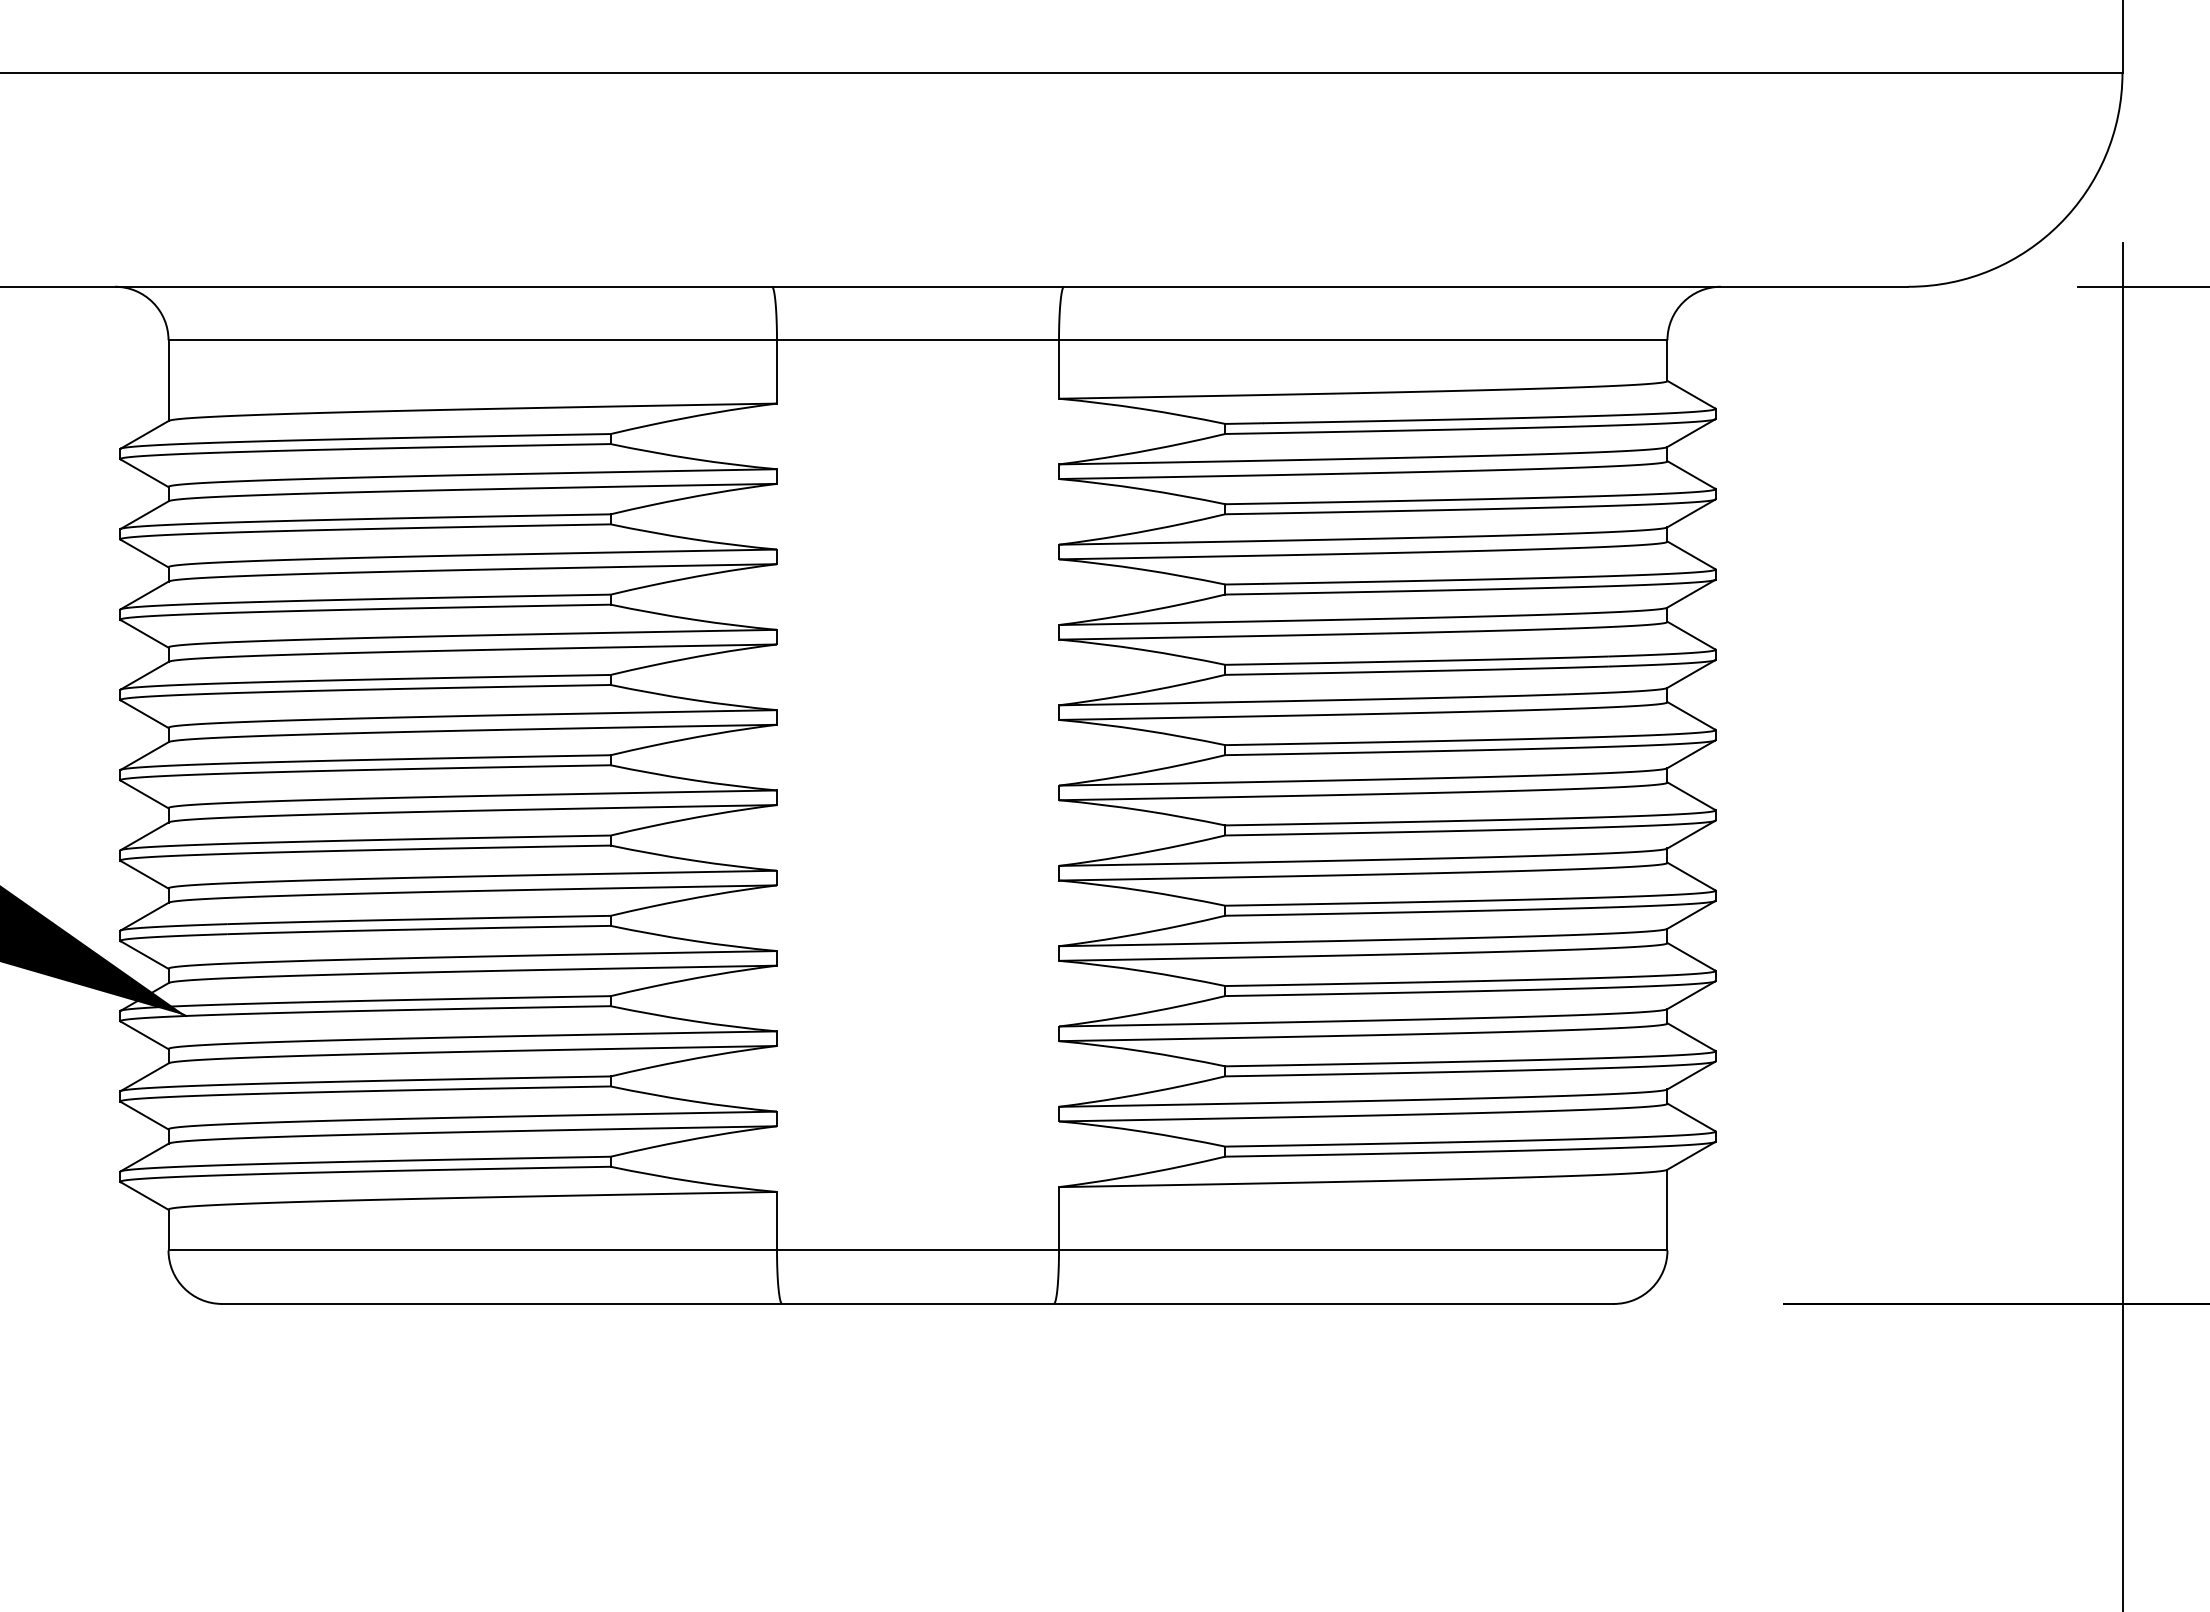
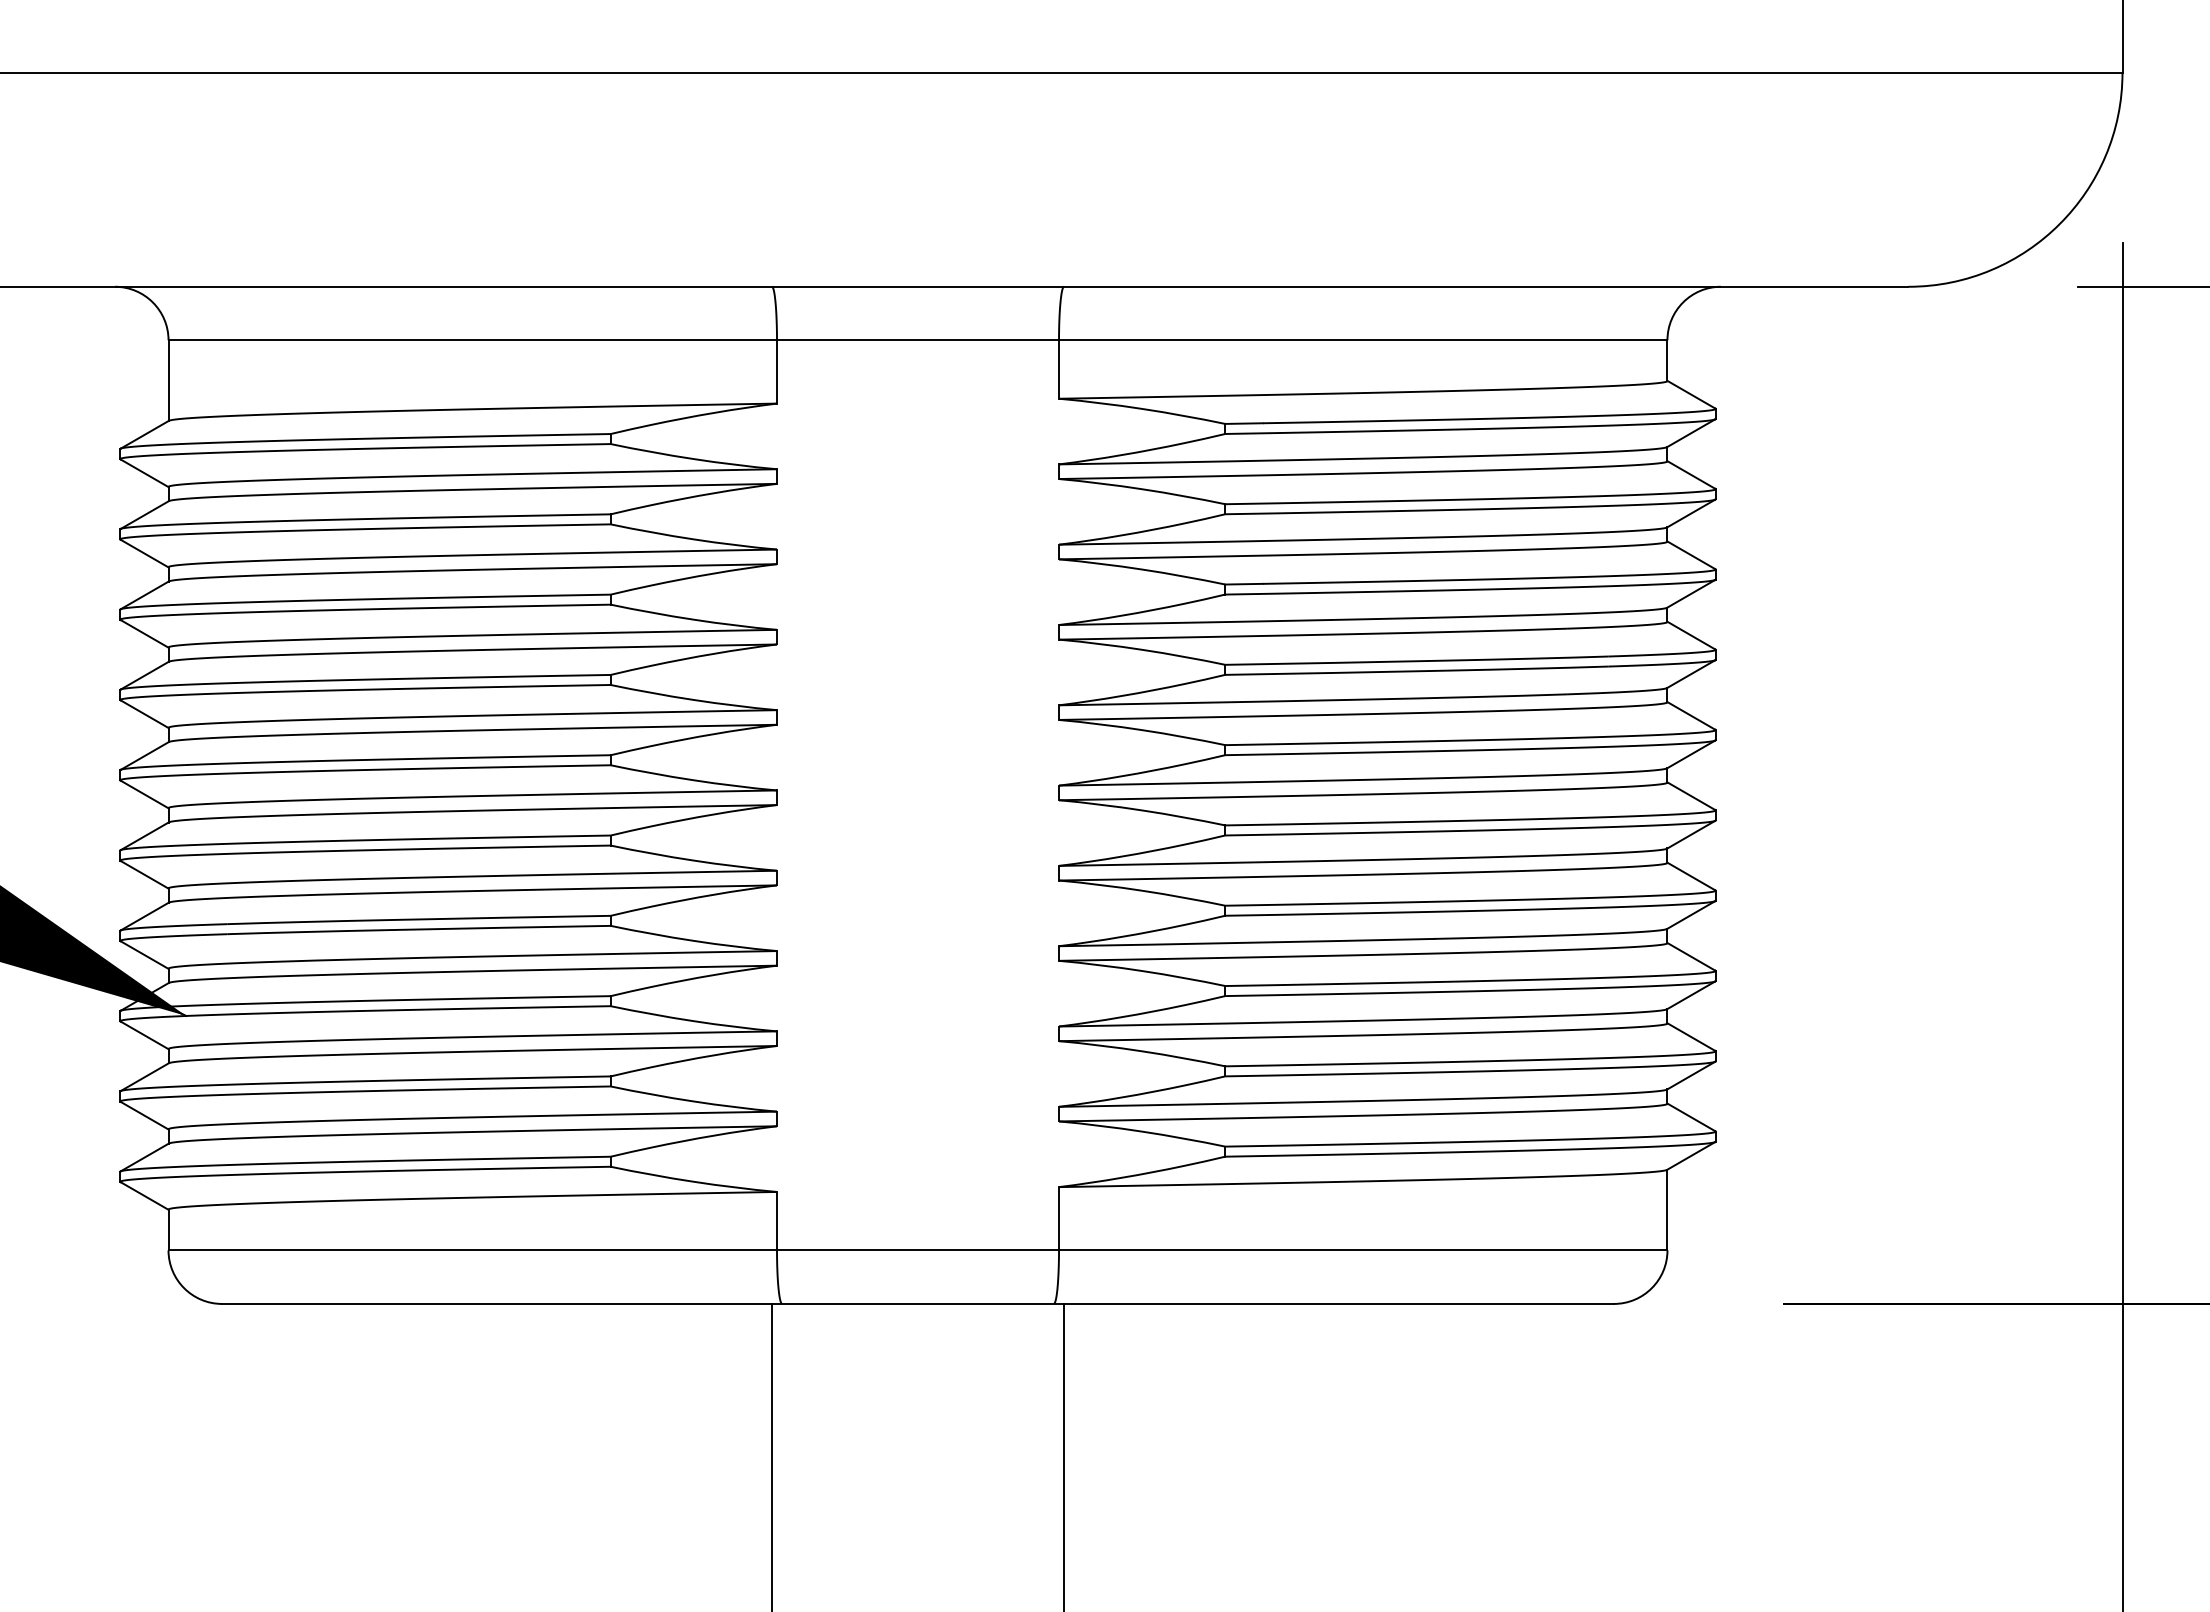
line: none -> present (771, 1455)
line: none -> present (1064, 1455)
